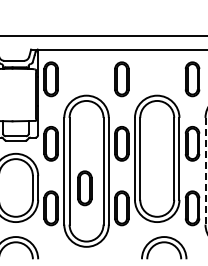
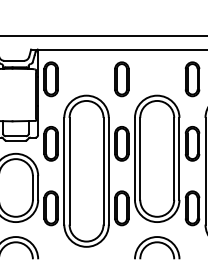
line: dashed -> solid (205, 171)
part: present -> none (84, 188)
part position: (164, 247) -> (157, 247) (157, 247)
